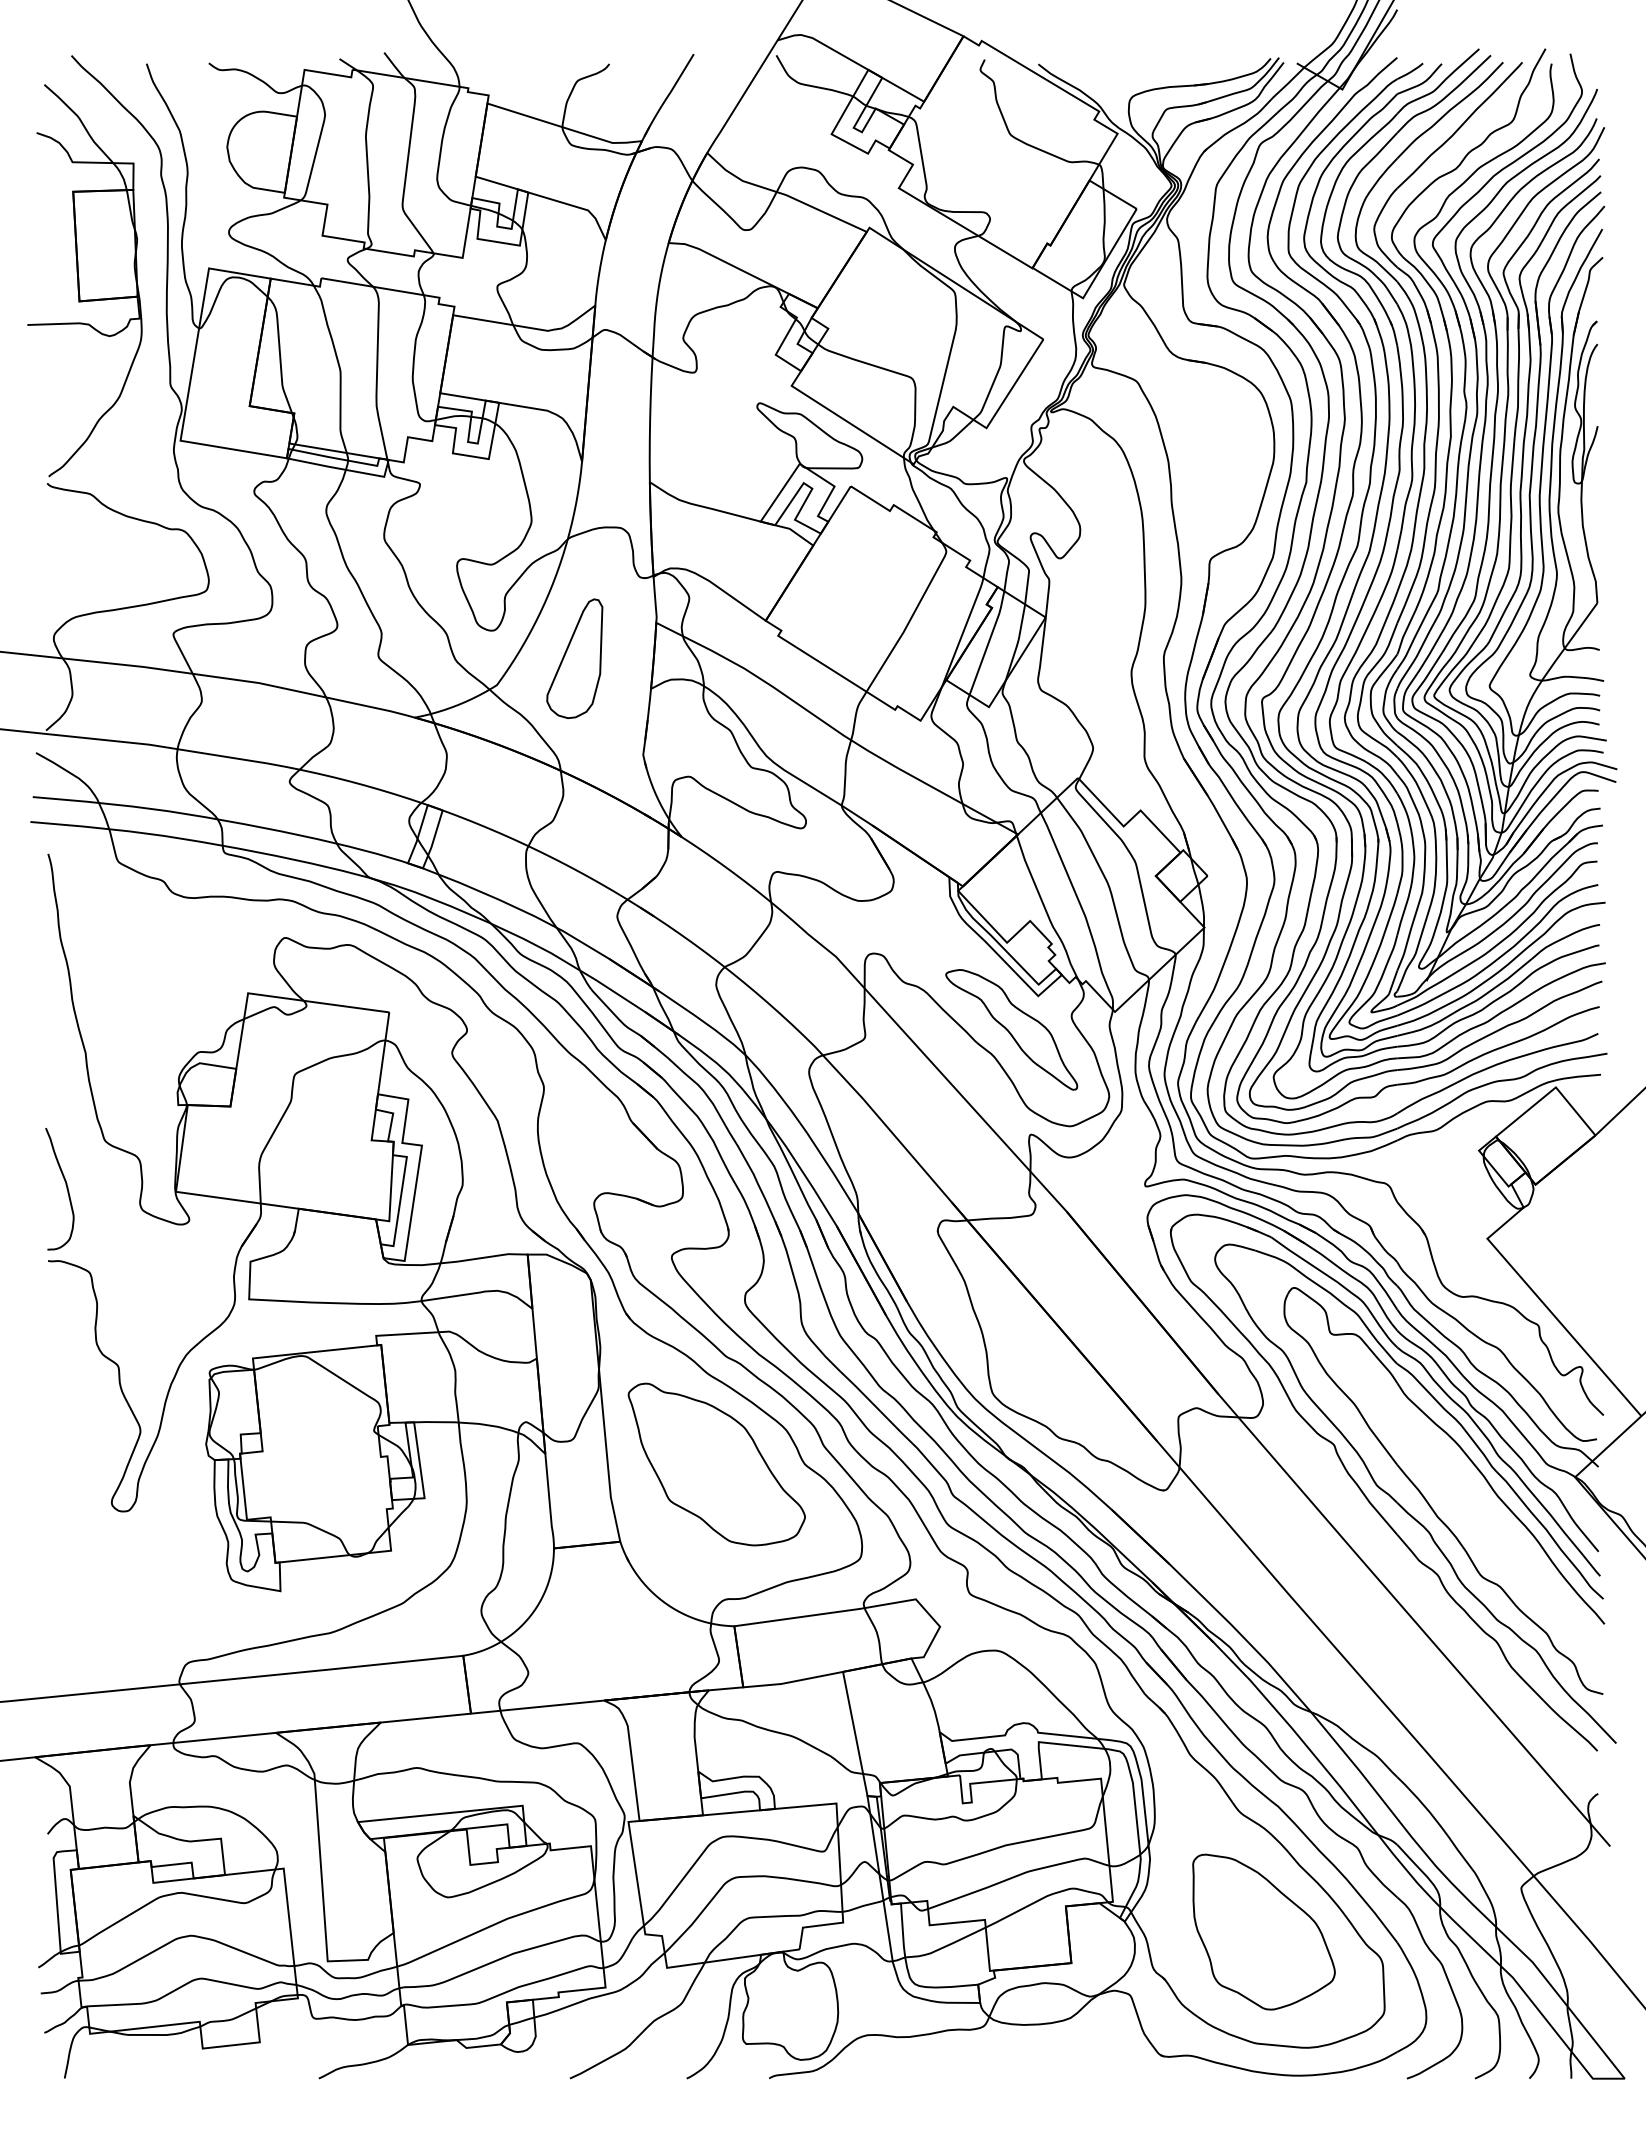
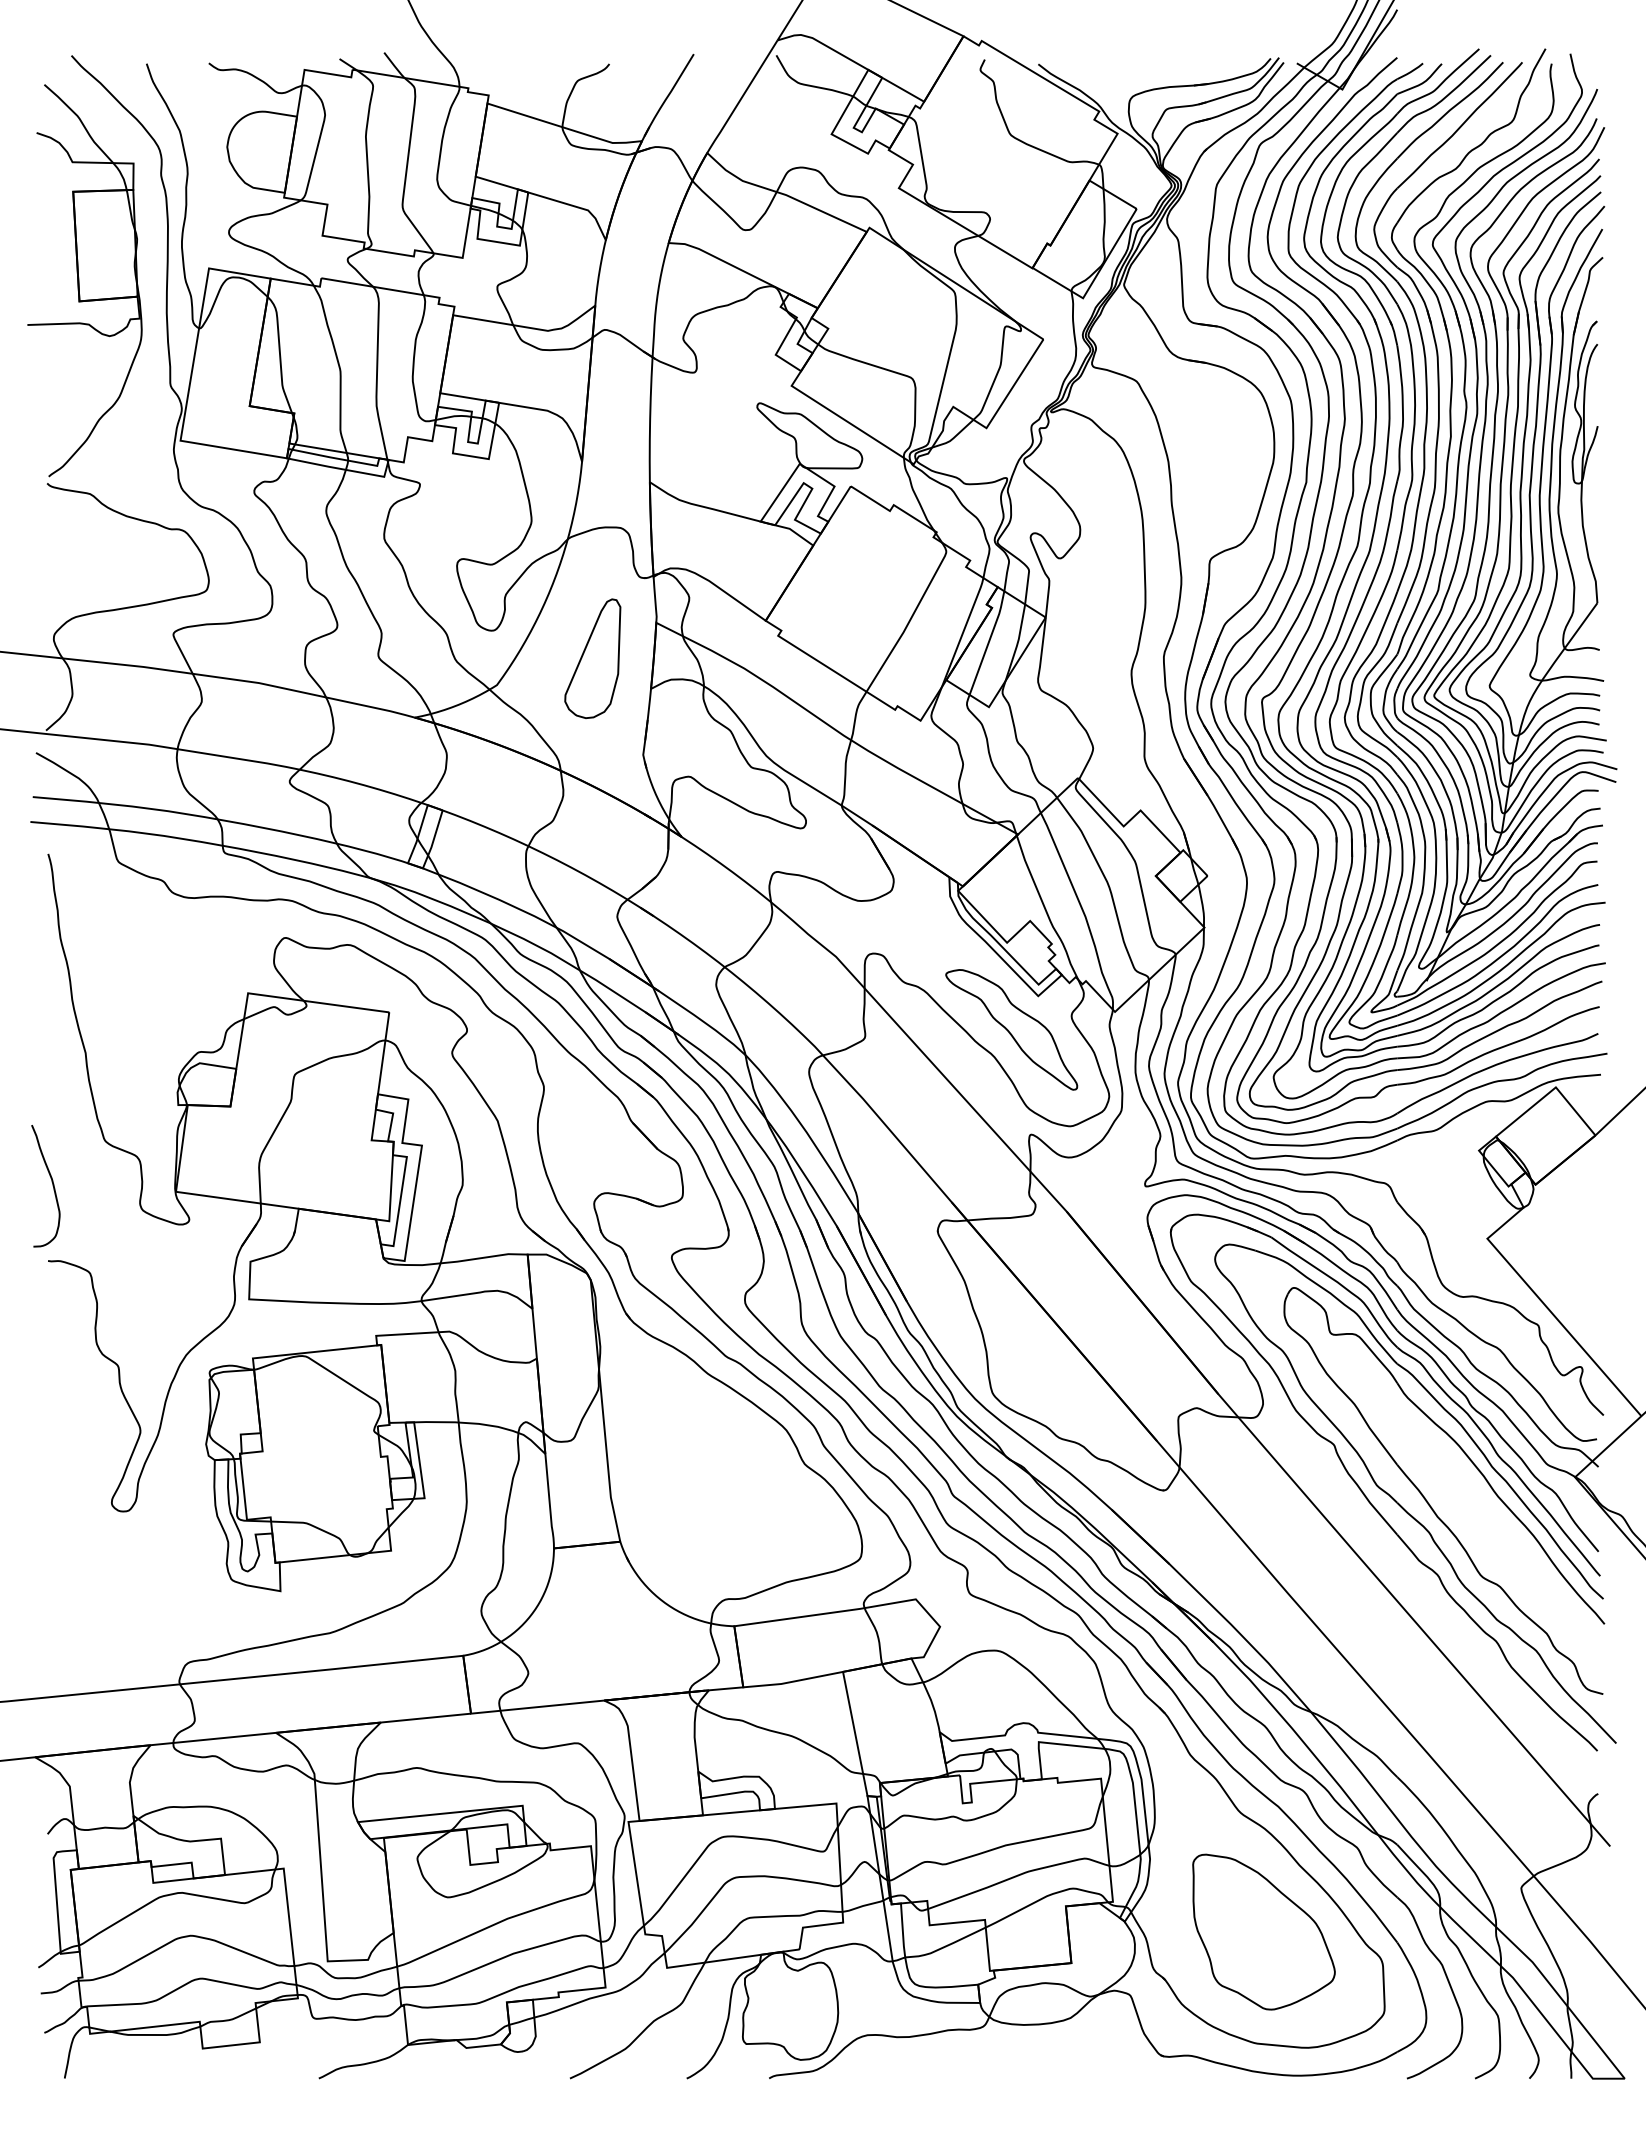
part position: (574, 658) -> (592, 658) (592, 658)
curve position: (66, 1189) -> (52, 1186) (52, 1186)
part: present -> none (716, 1464)
